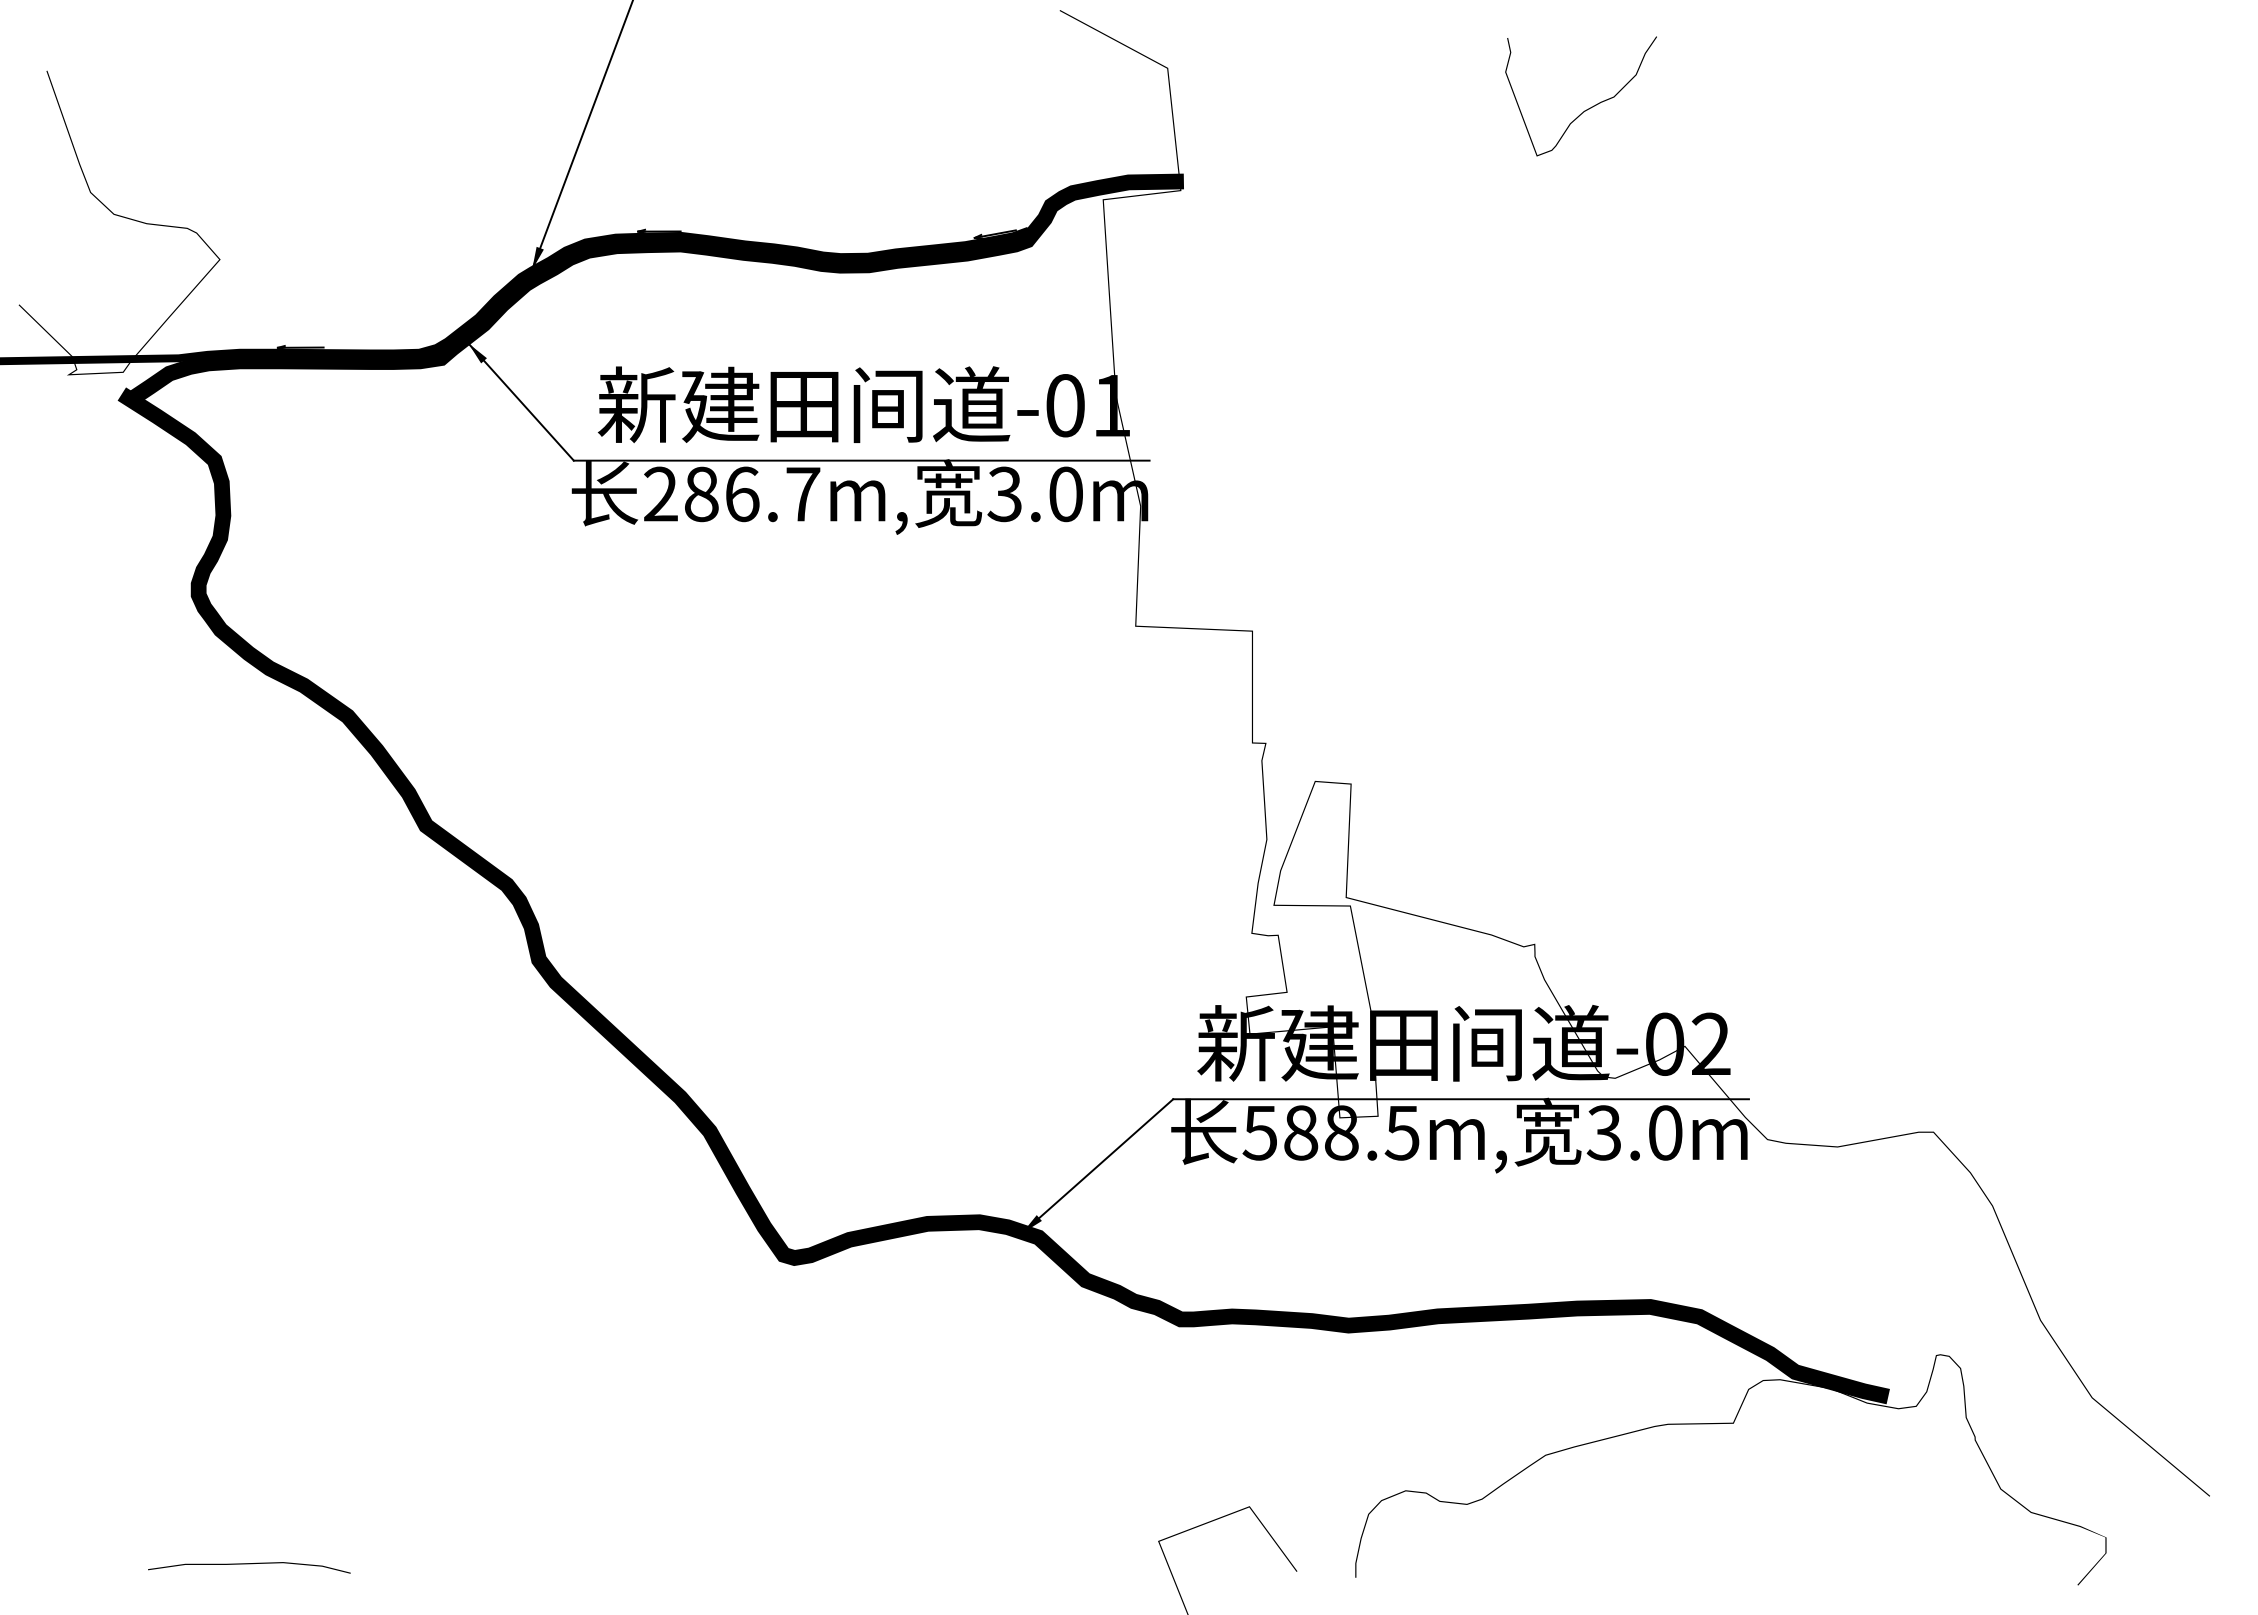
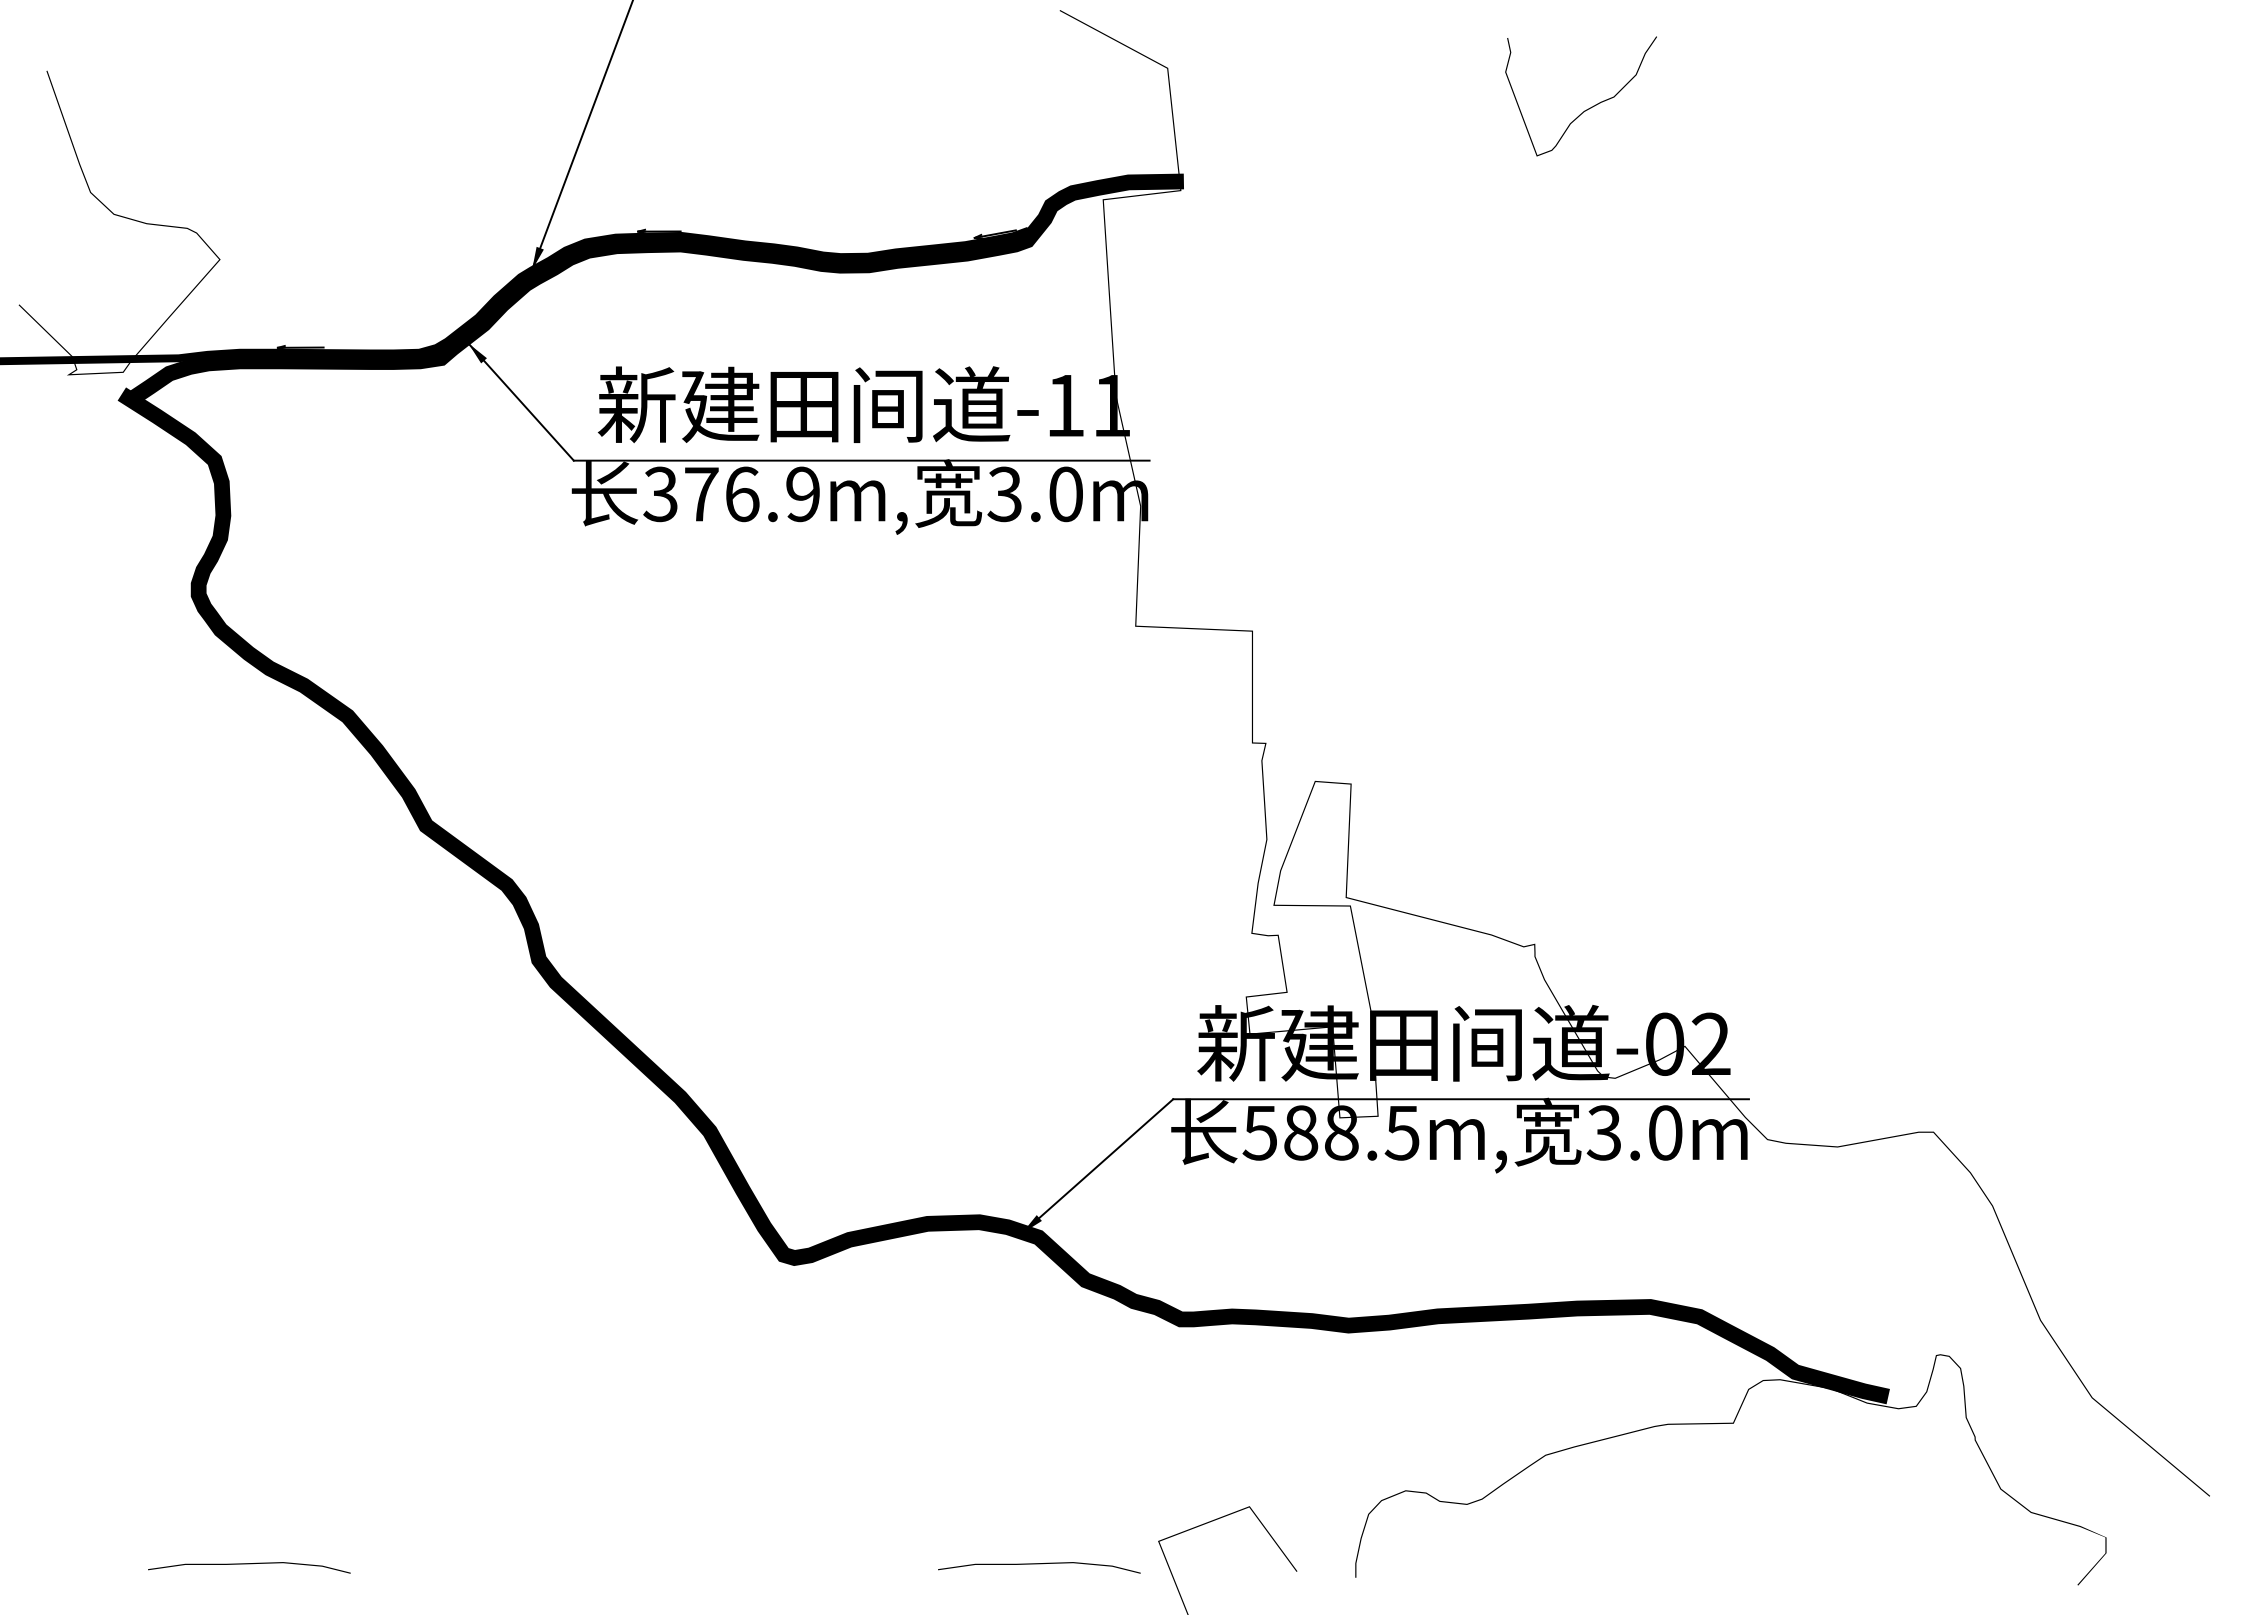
text: -01 -> -11 (1065, 405)
text: 286.7m, -> 376.9m, (731, 494)
curve: none -> present (1039, 1564)
